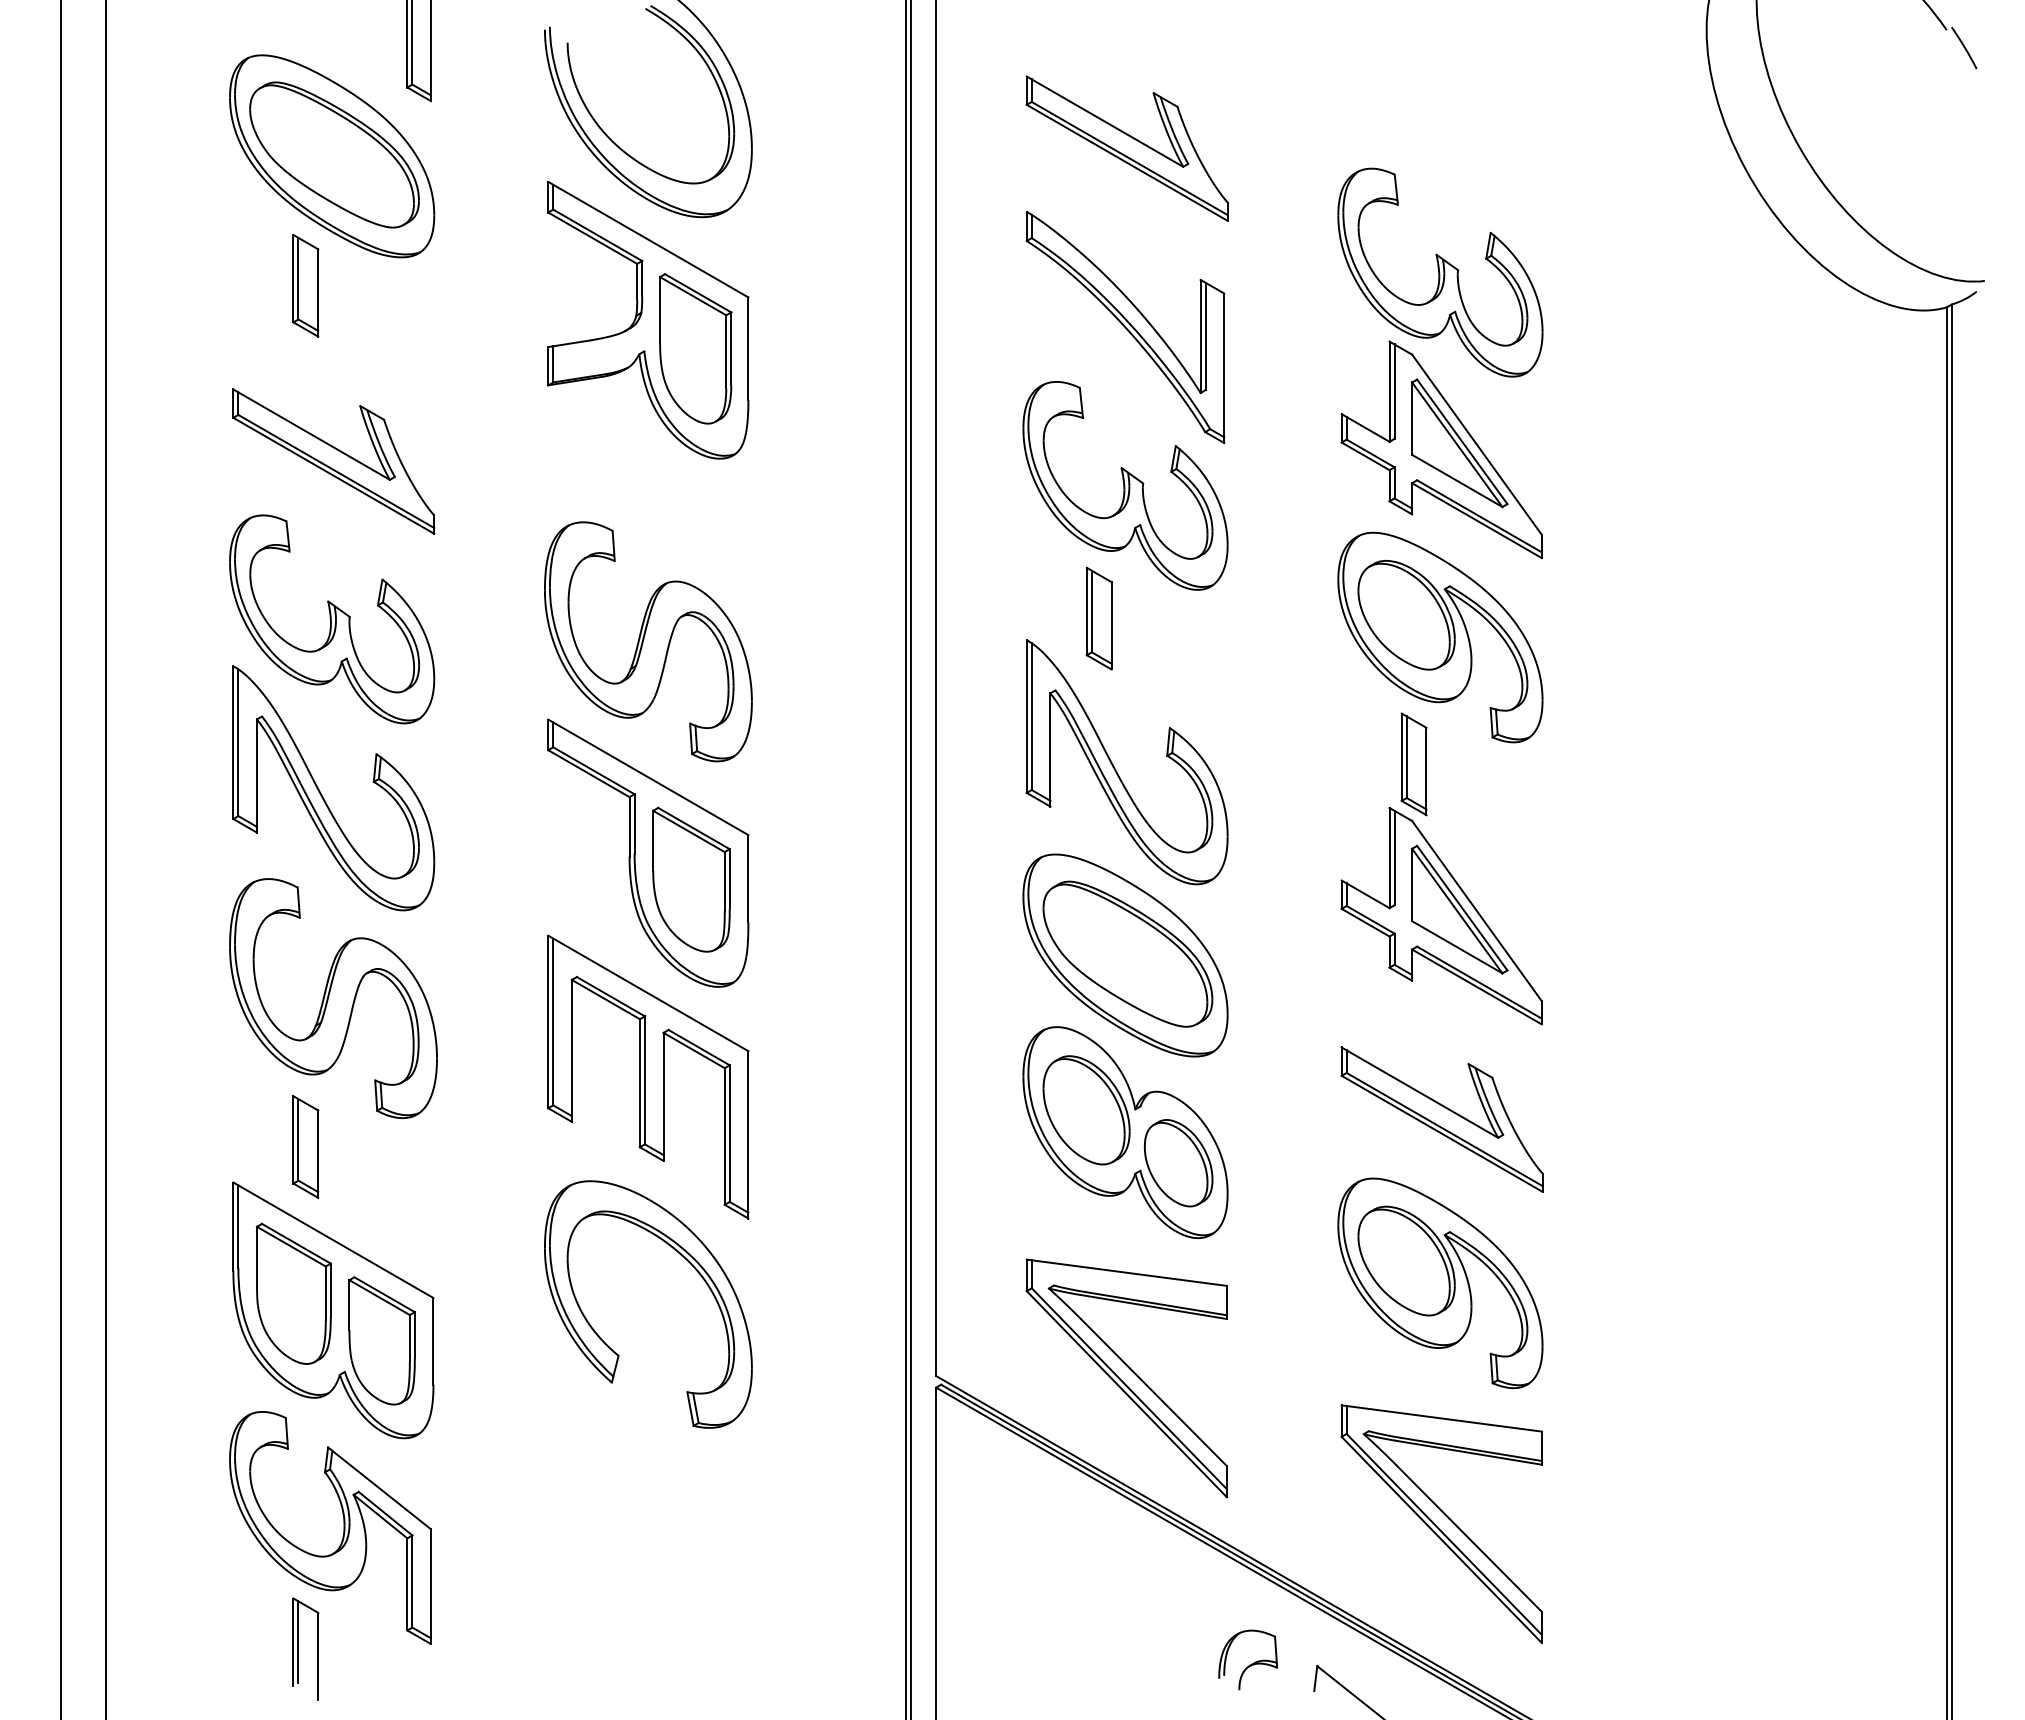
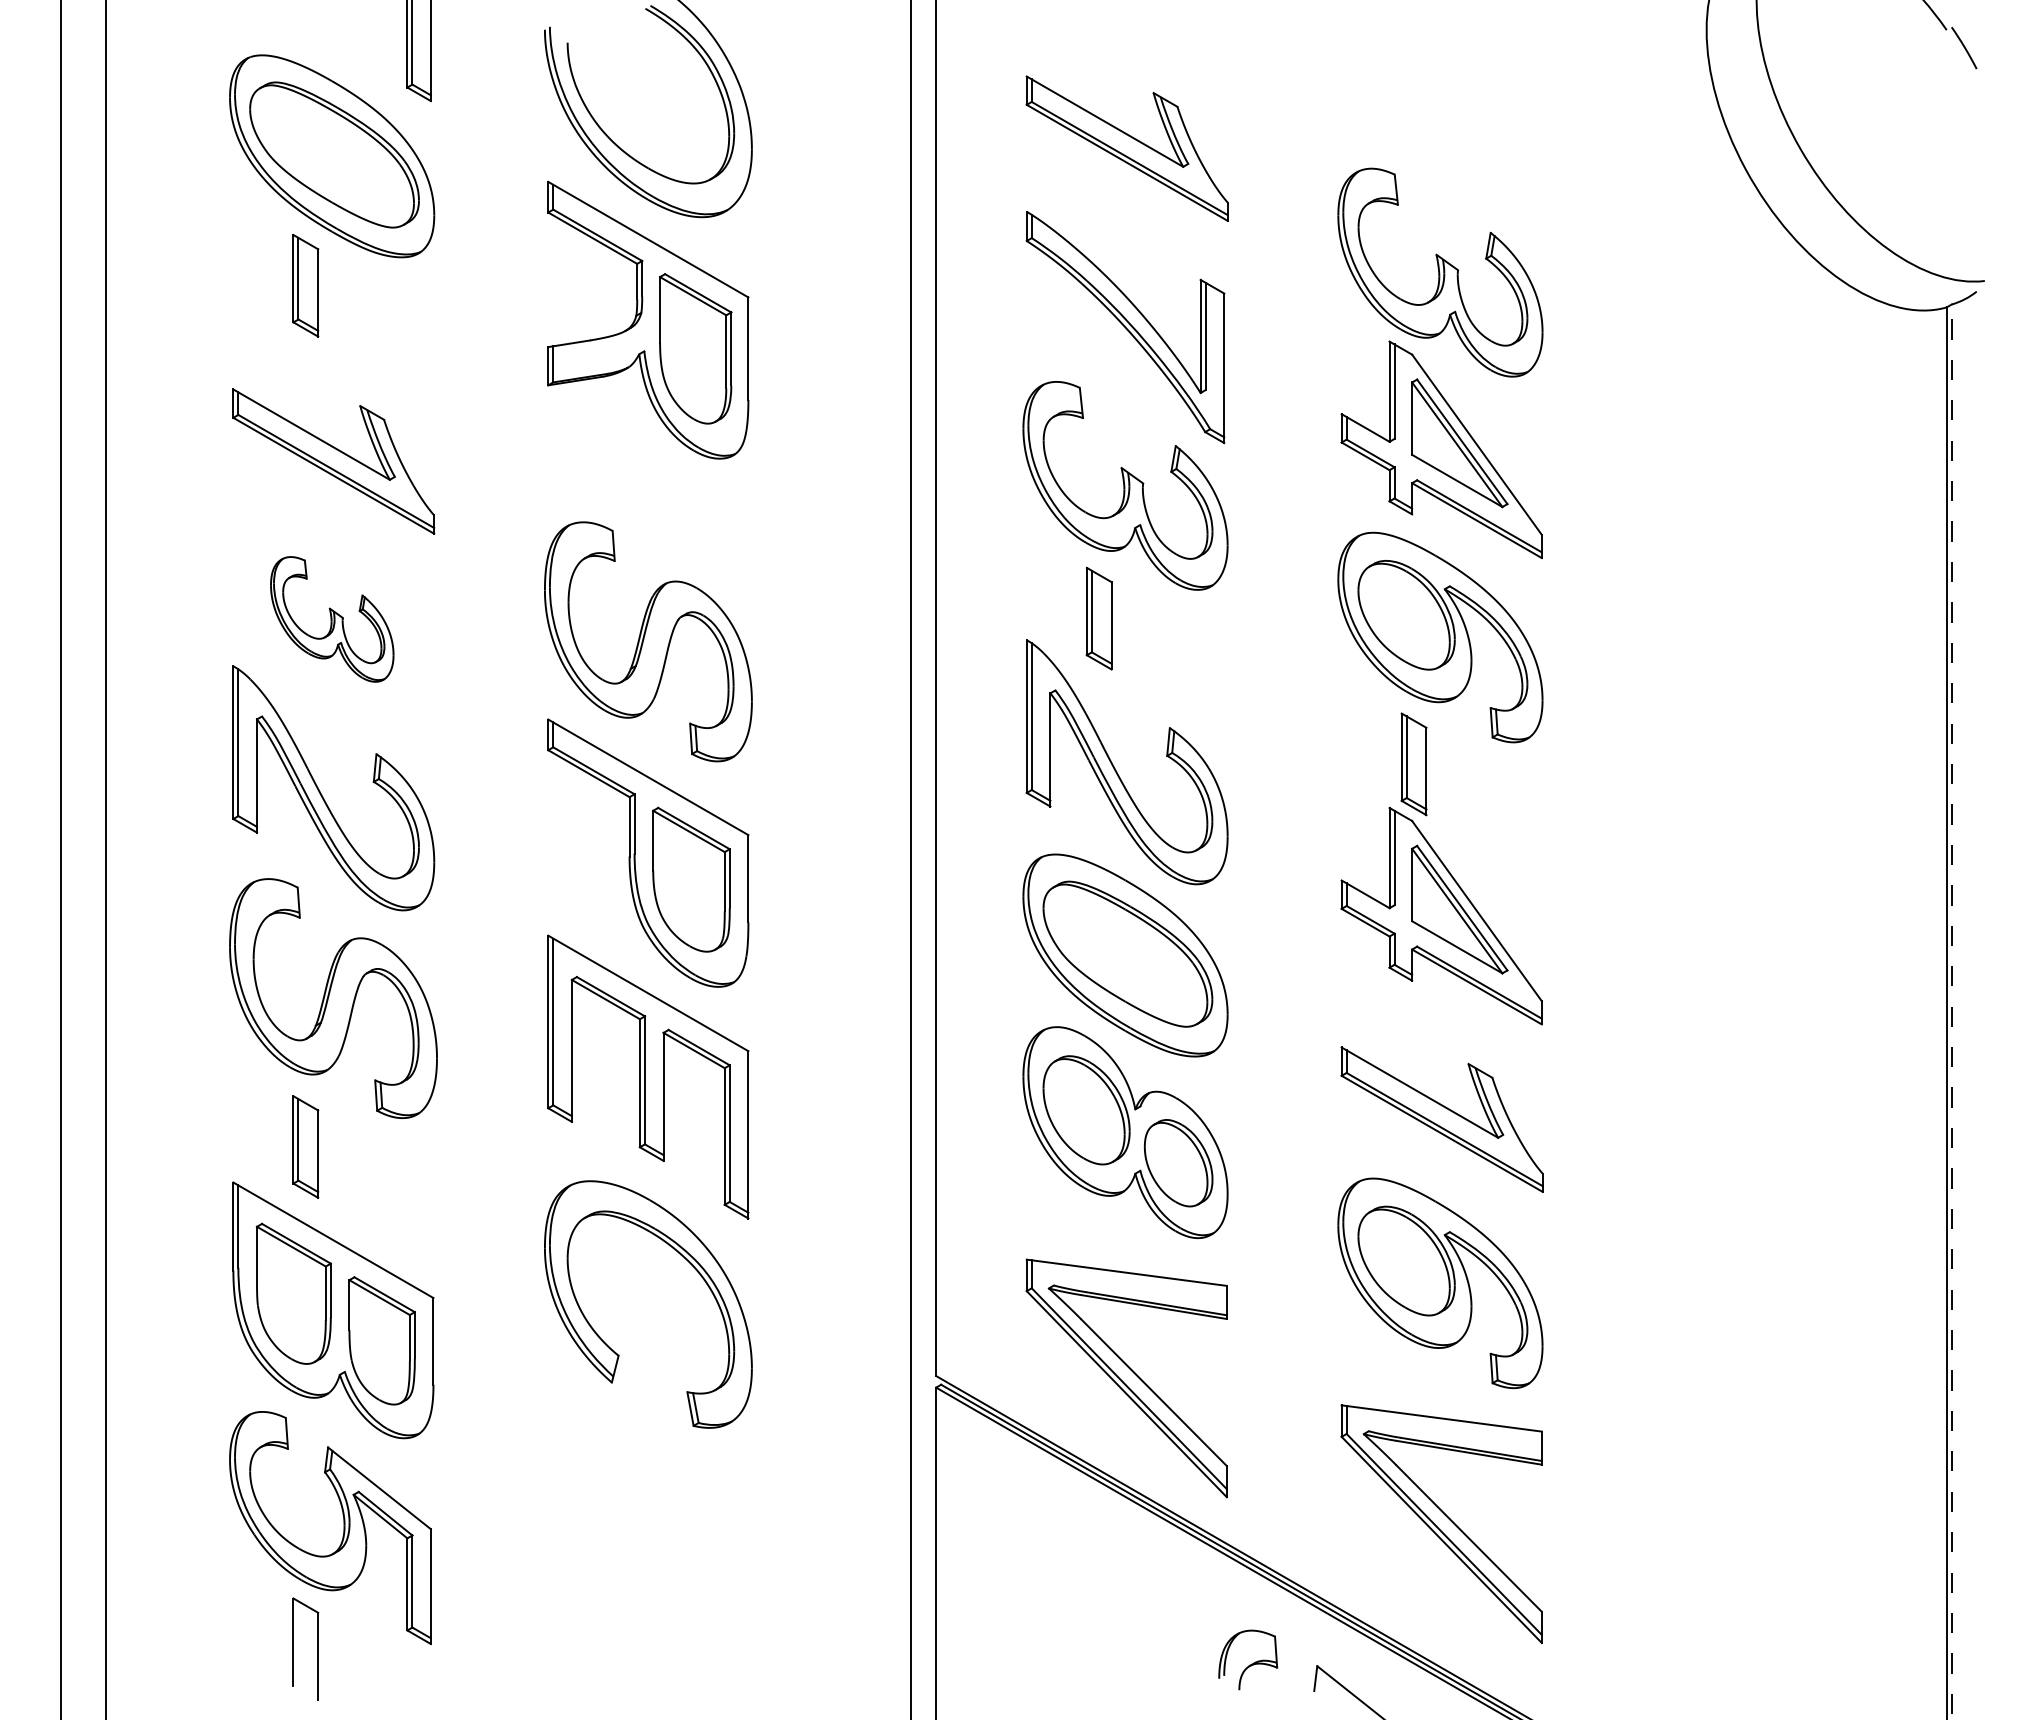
part size: 207x211 px -> 125x127 px (332, 619)
line: present -> none (906, 859)
line: solid -> dashed (1951, 1012)
line: present -> none (298, 1641)
